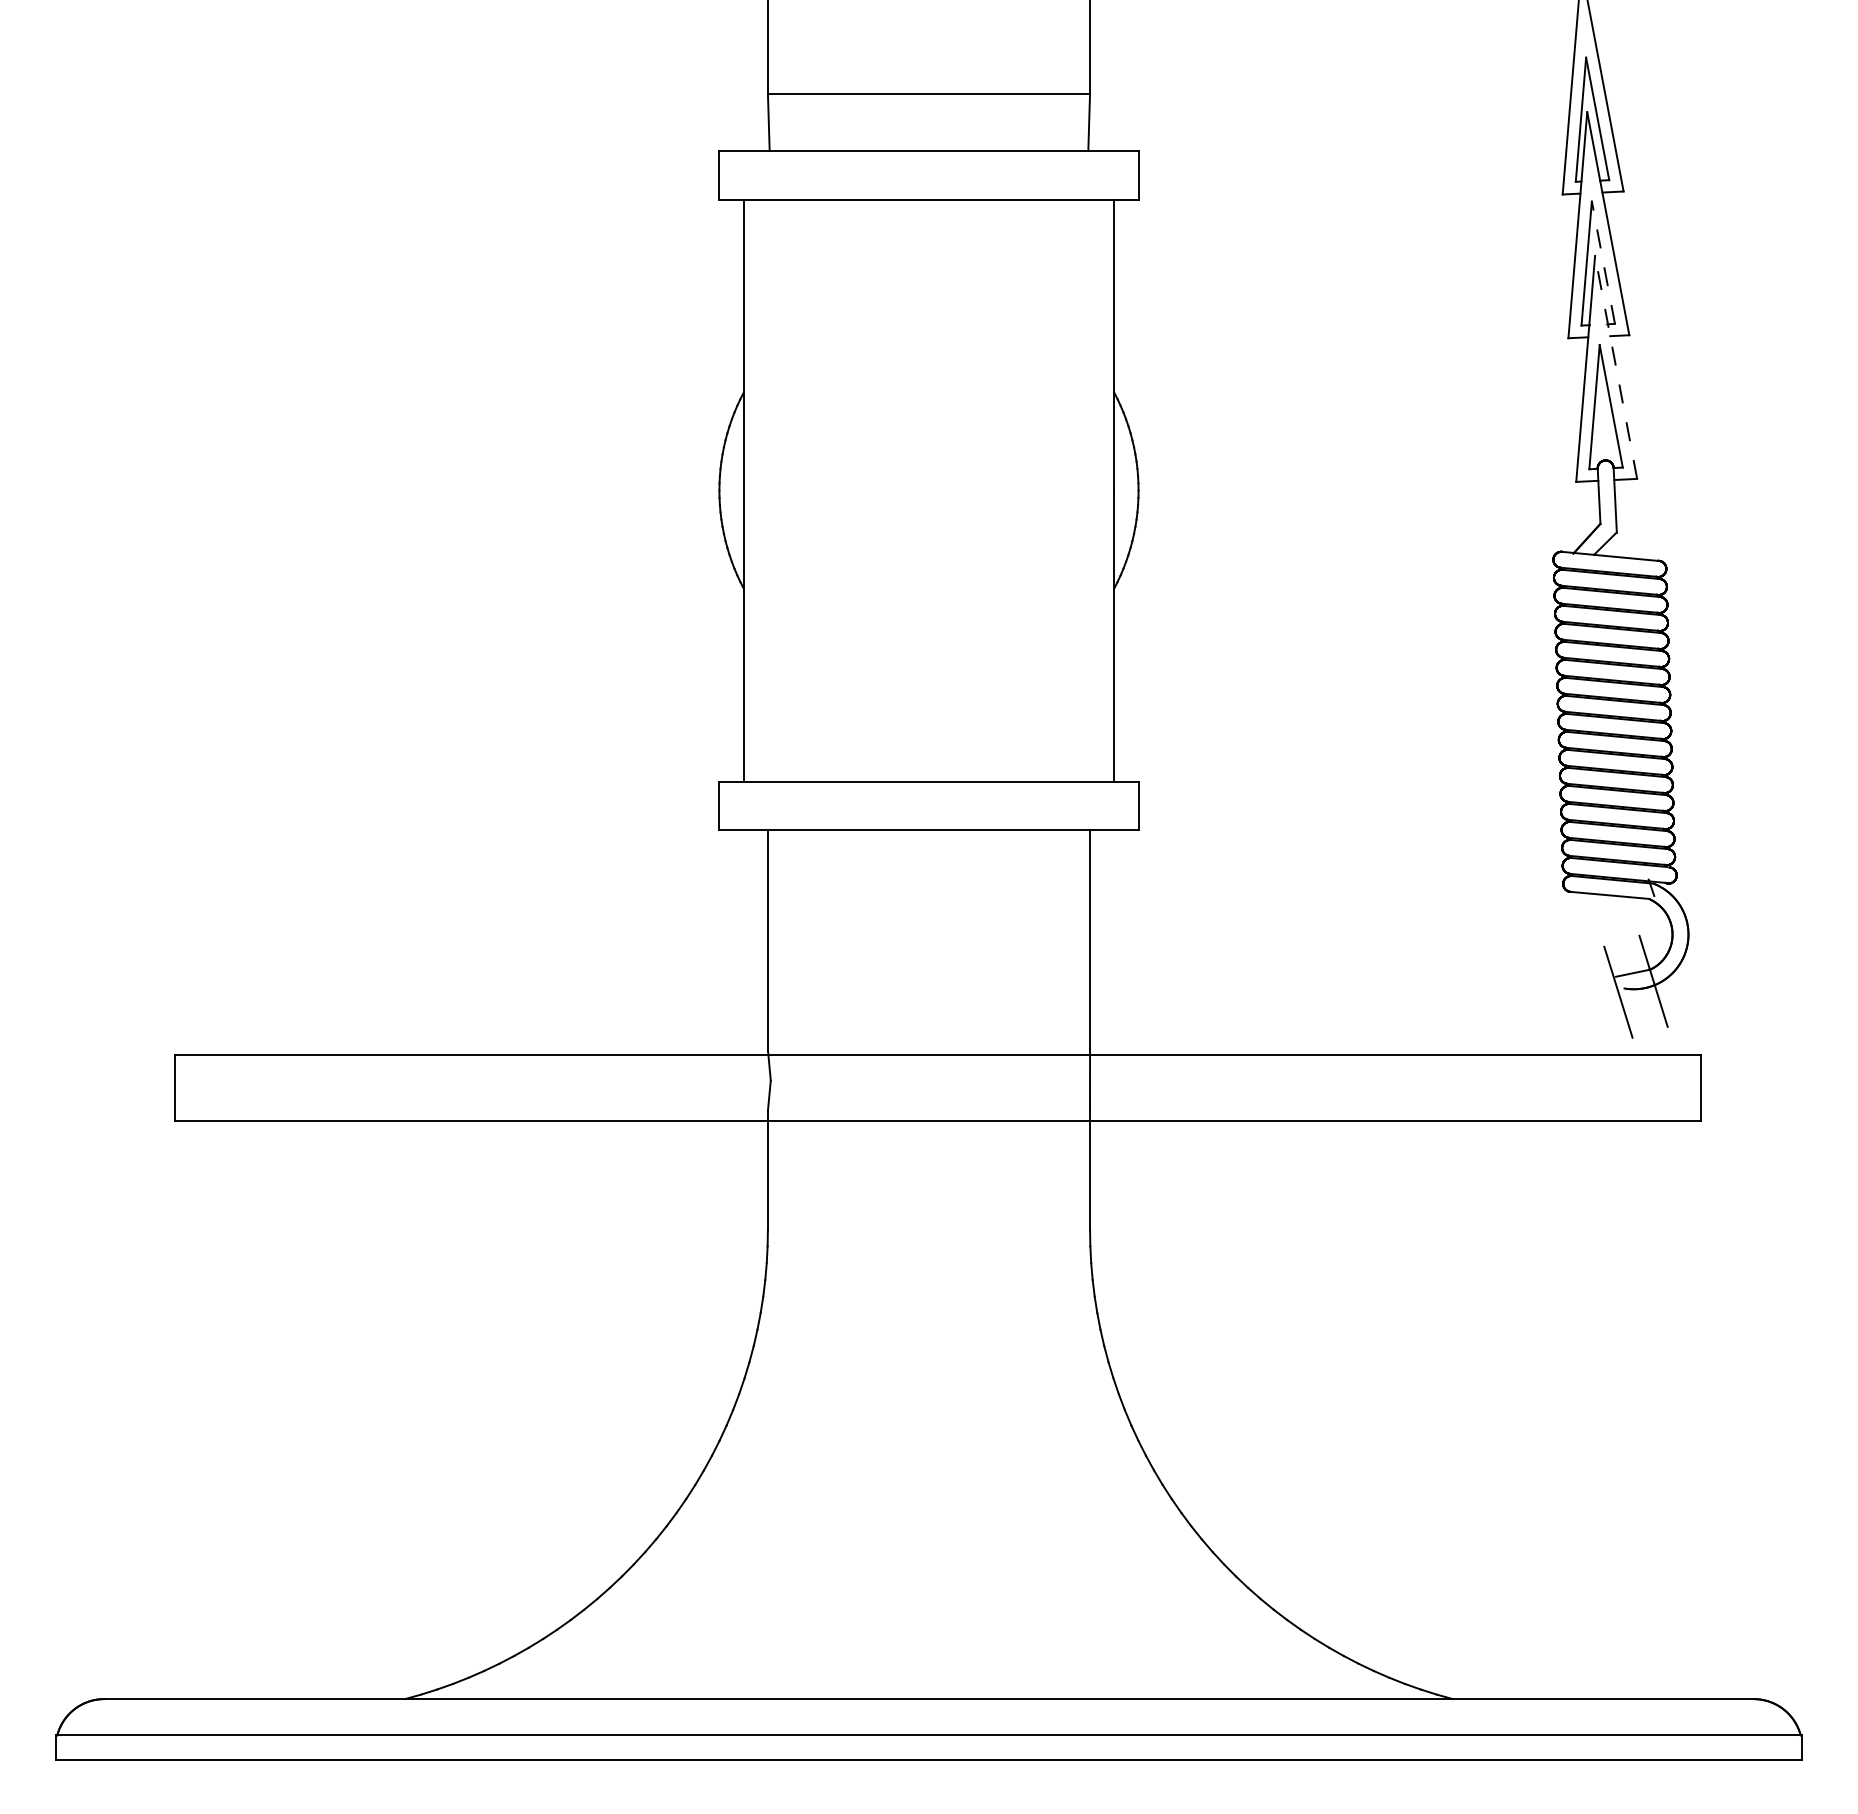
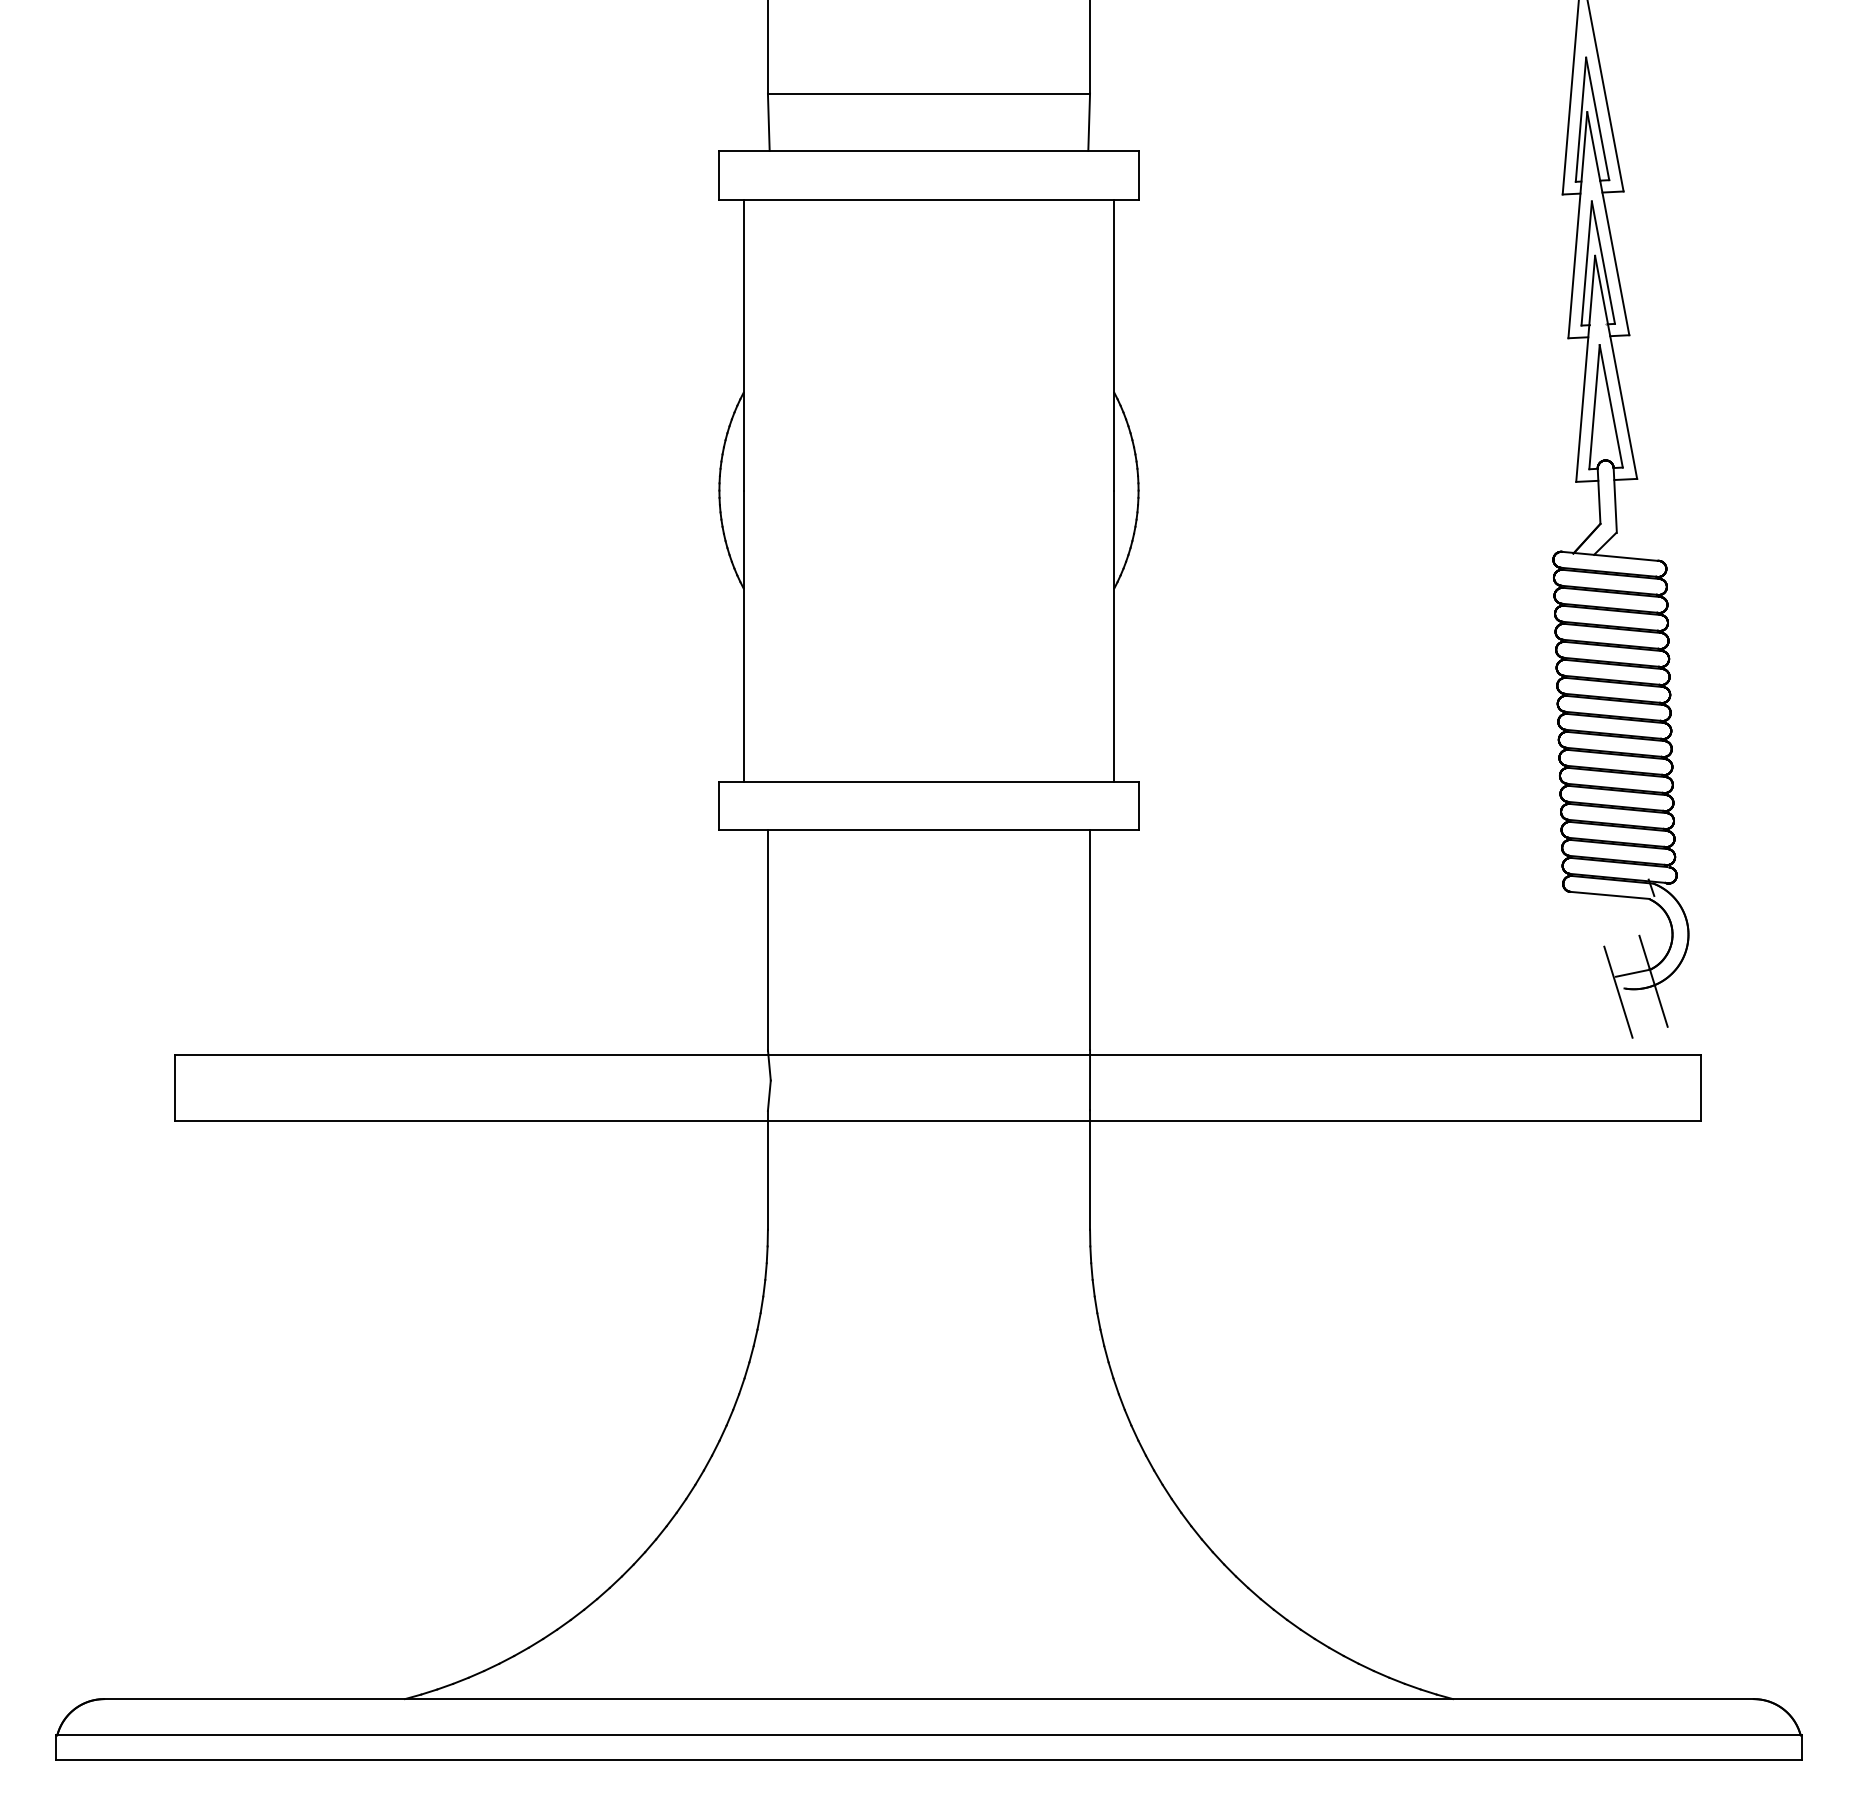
line: dashed -> solid (1603, 262)
line: dashed -> solid (1616, 366)
